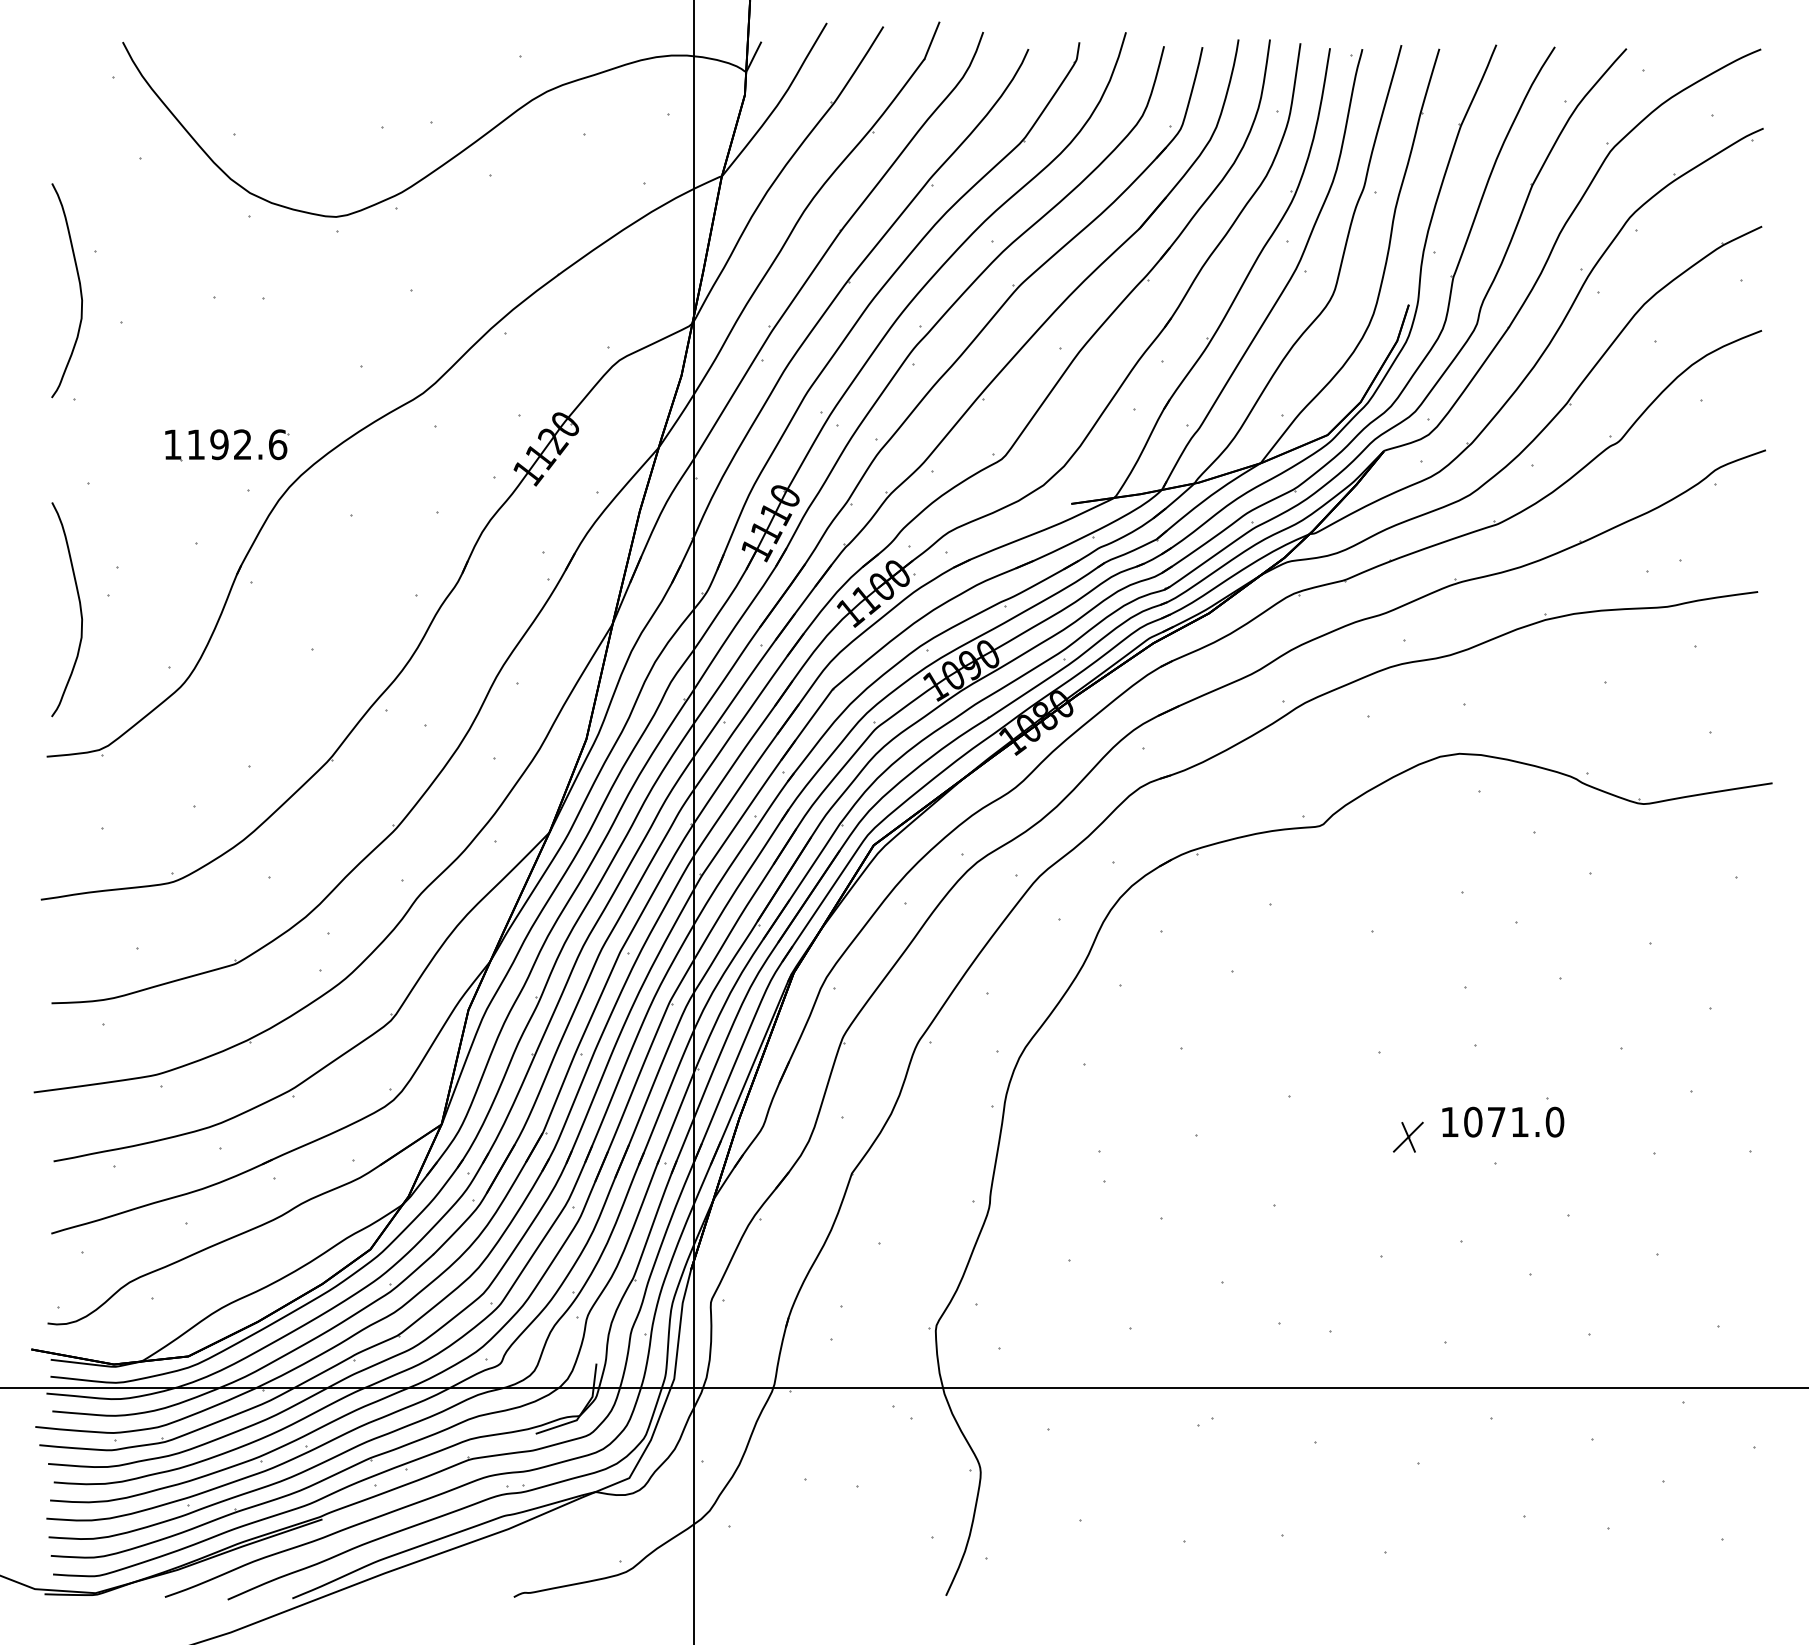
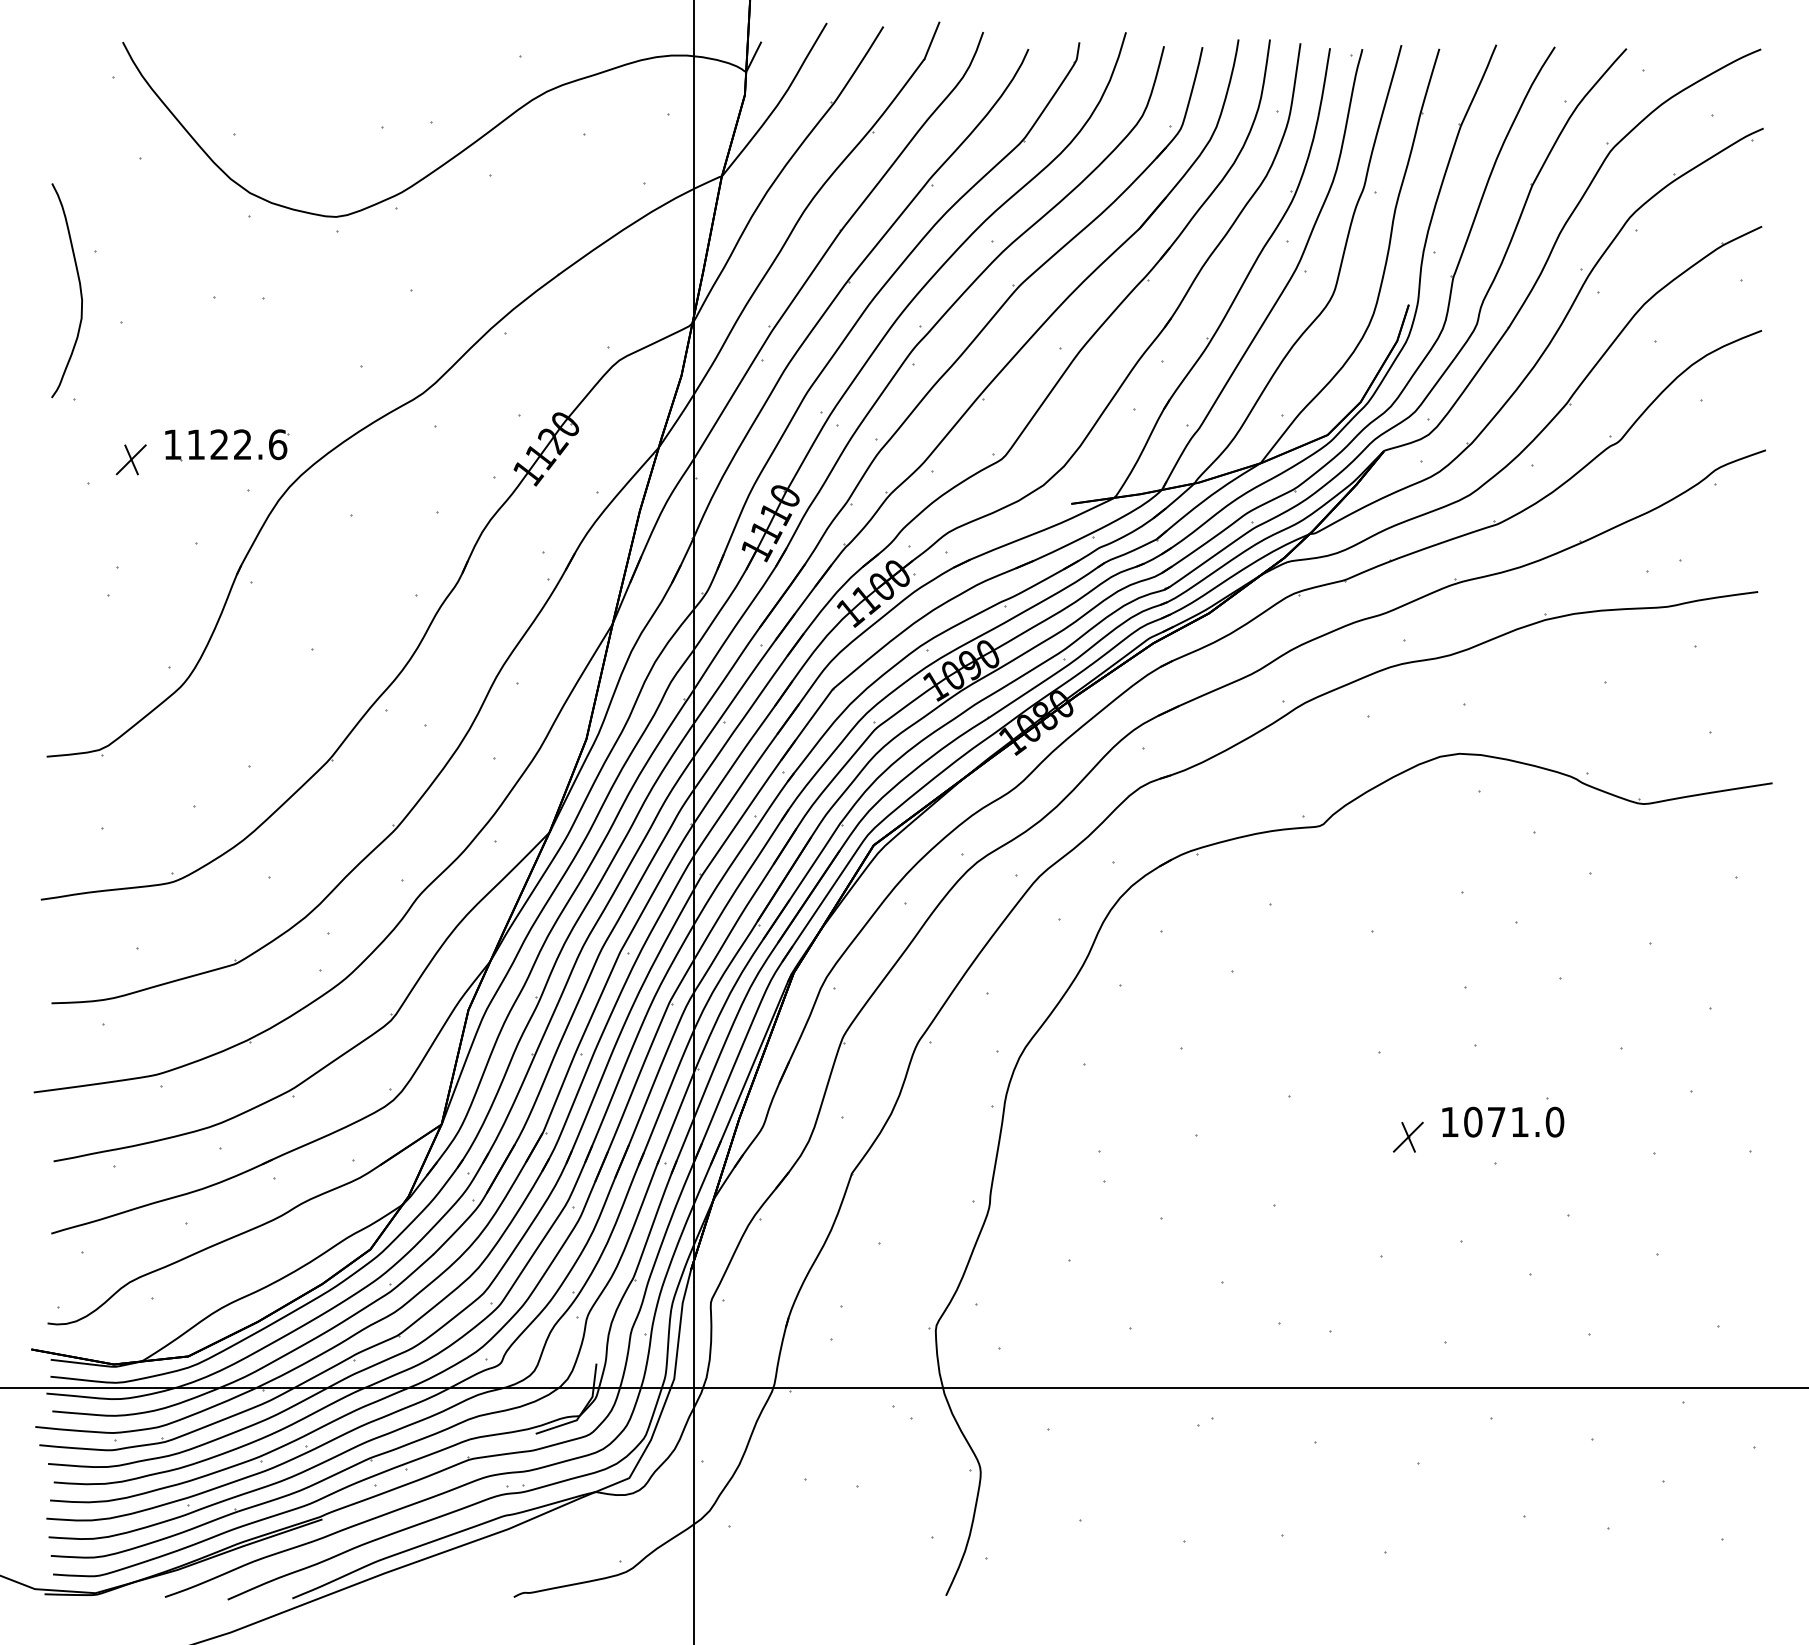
text: 1192.6 -> 1122.6 (219, 444)
part: none -> present (130, 459)
curve: present -> none (79, 608)
